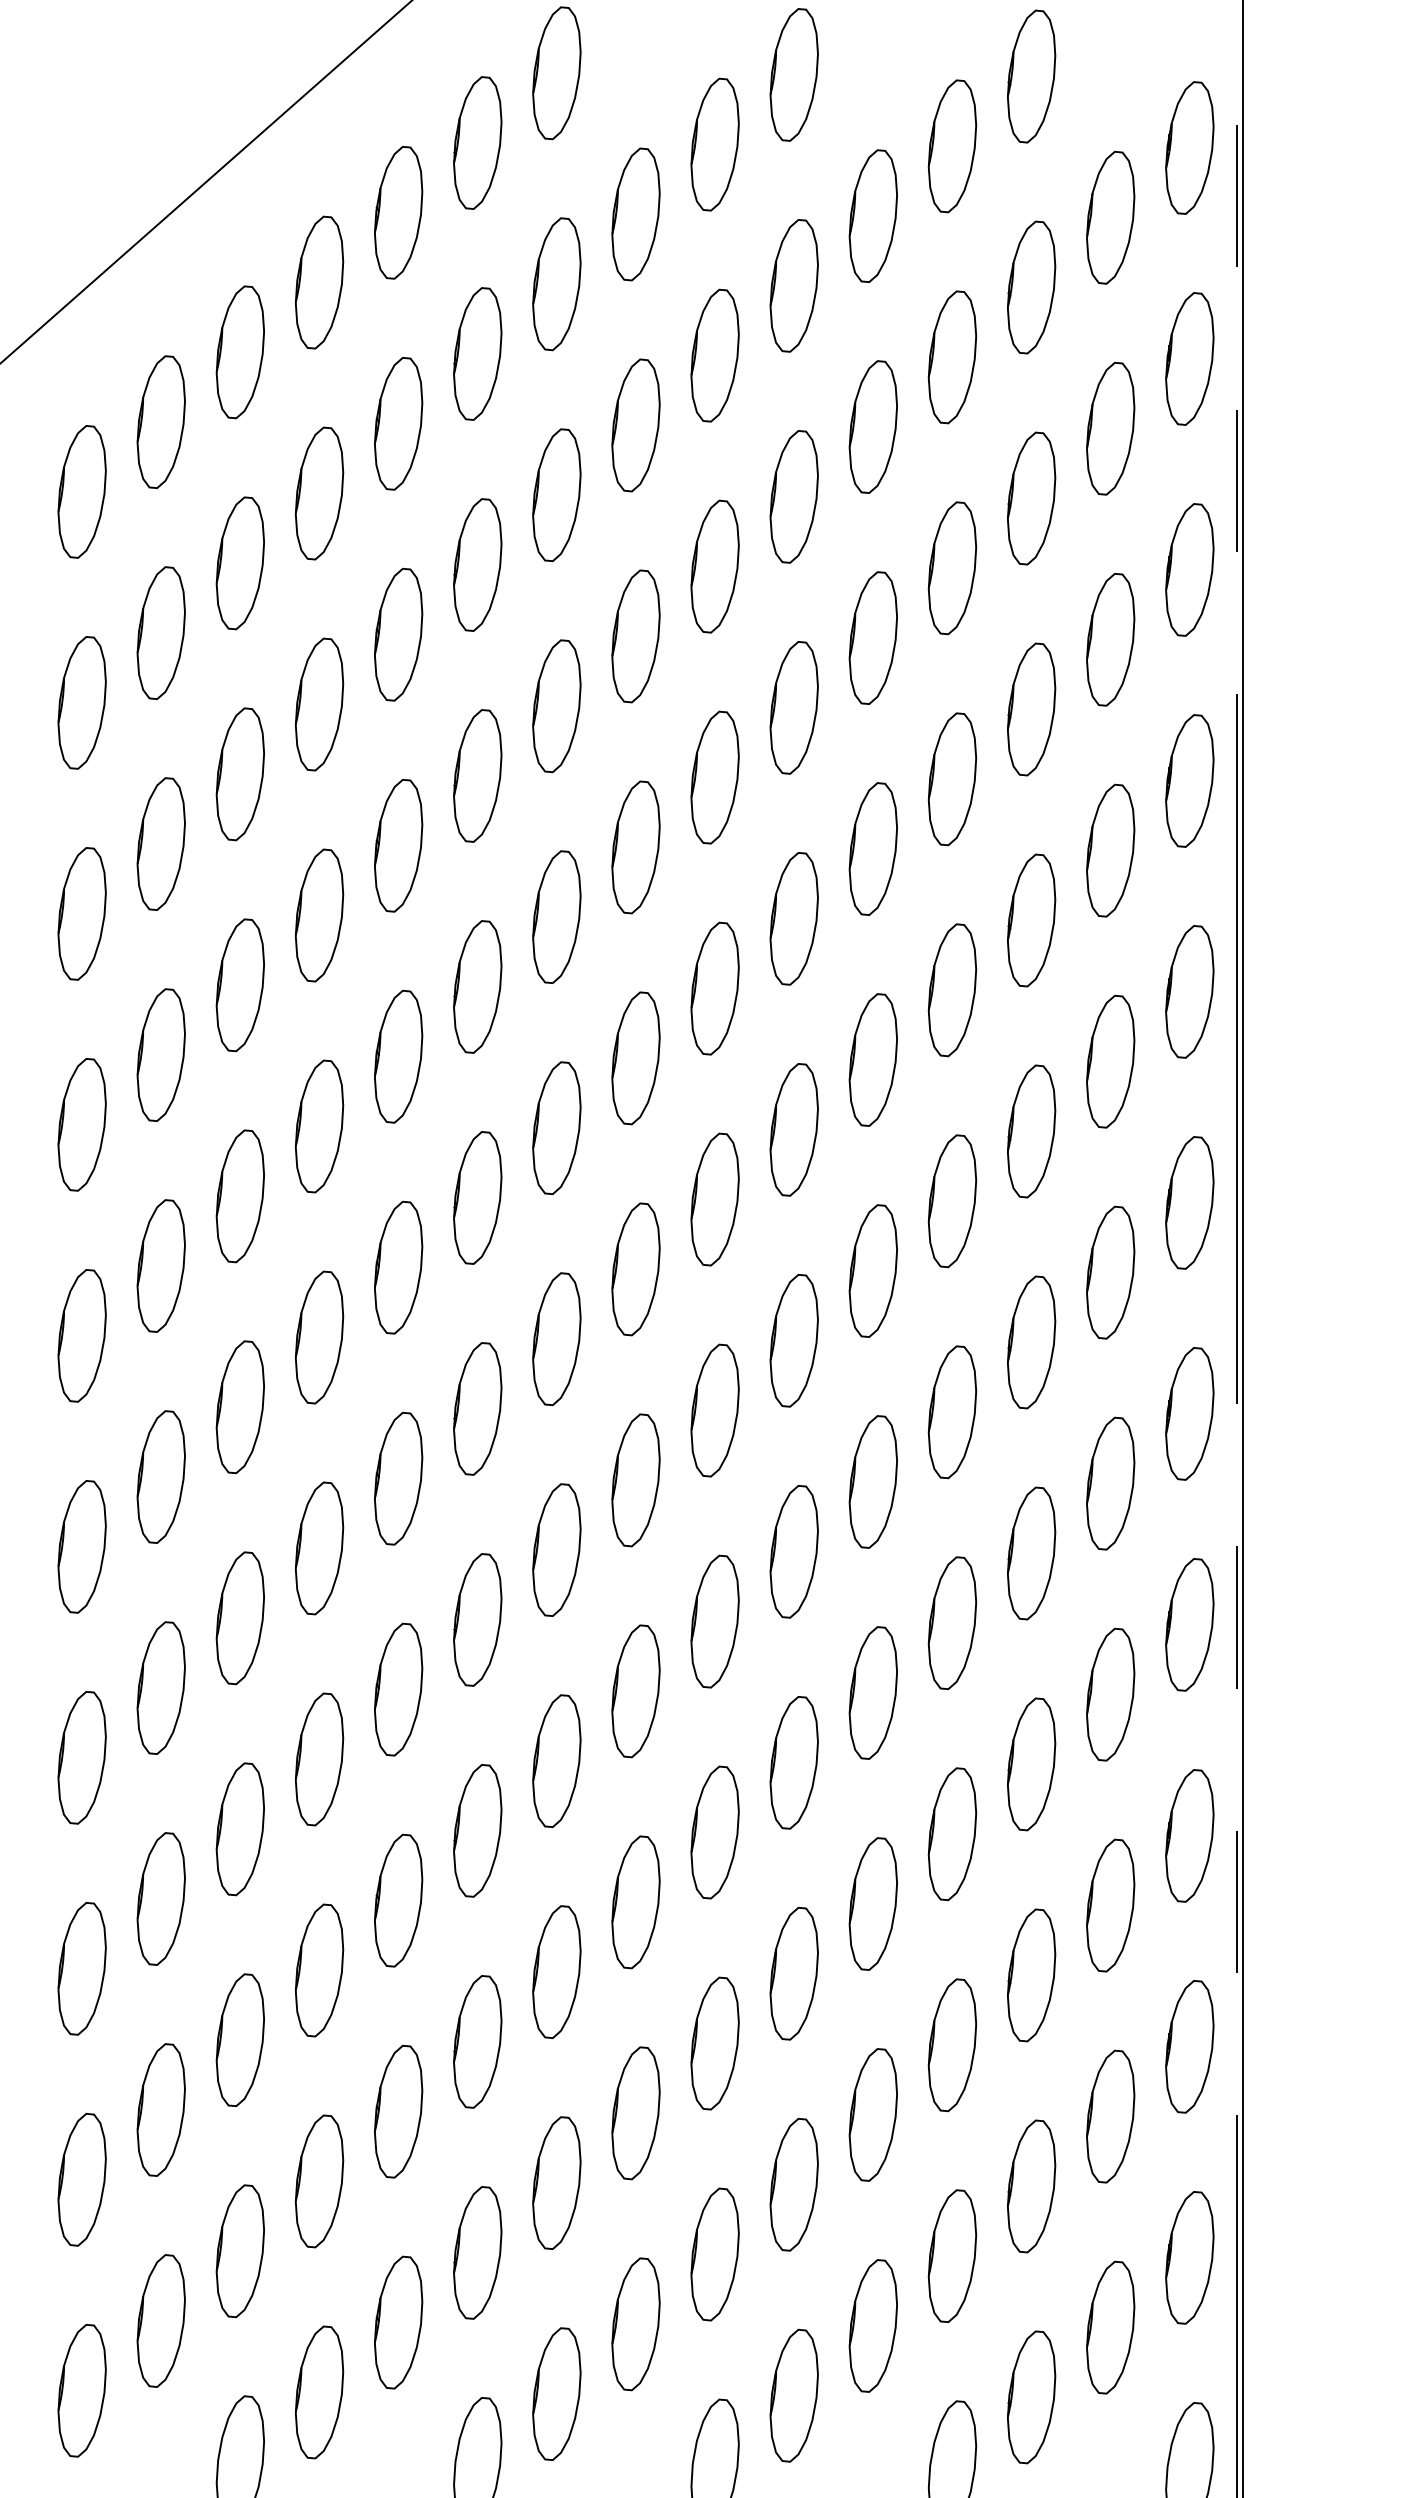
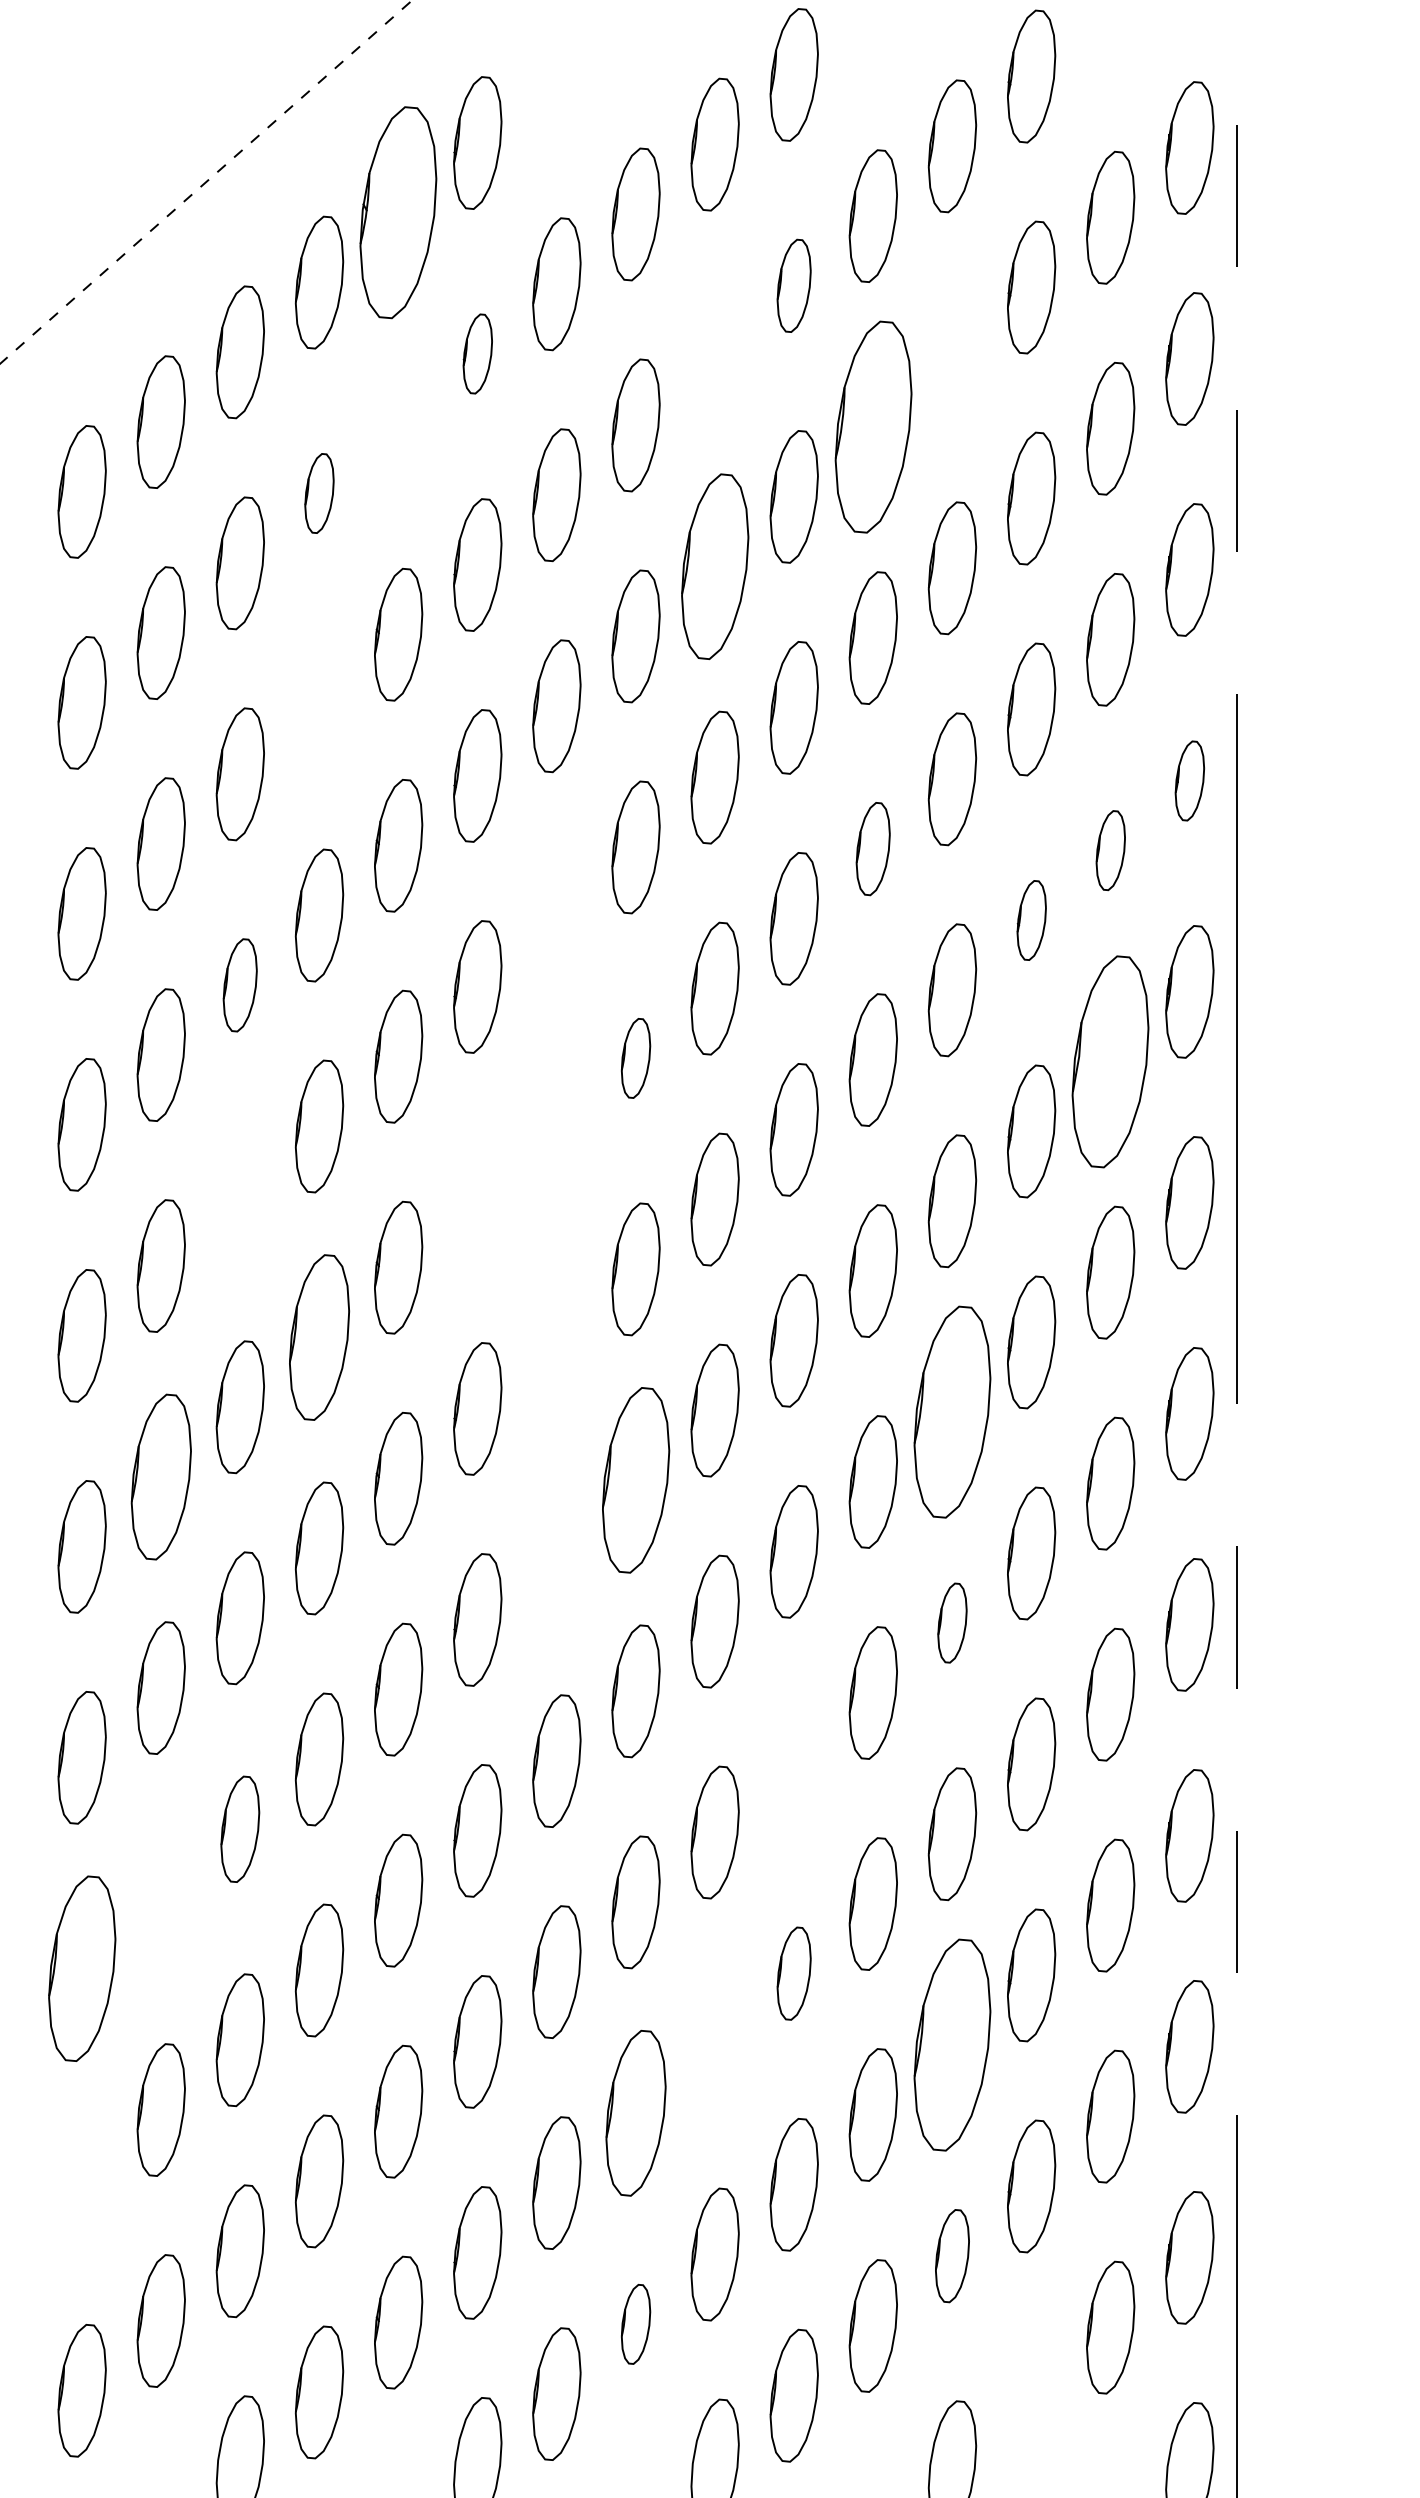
part: present -> none (556, 73)
line: solid -> dashed (206, 181)
part size: 50x134 px -> 79x214 px (398, 212)
part size: 50x134 px -> 36x95 px (793, 285)
part size: 50x134 px -> 31x82 px (477, 353)
part: present -> none (714, 355)
part: present -> none (952, 357)
part: present -> none (398, 423)
part size: 50x134 px -> 79x214 px (873, 426)
part size: 51x135 px -> 31x81 px (319, 493)
part size: 50x135 px -> 69x188 px (715, 566)
part: present -> none (319, 704)
part size: 50x134 px -> 32x82 px (1189, 780)
part size: 50x134 px -> 36x95 px (872, 849)
part size: 50x135 px -> 31x82 px (1110, 850)
part: present -> none (556, 916)
part size: 50x135 px -> 31x81 px (1031, 920)
part size: 50x135 px -> 36x95 px (239, 985)
part size: 50x135 px -> 31x81 px (636, 1058)
part size: 50x135 px -> 79x214 px (1110, 1061)
part: present -> none (556, 1127)
part: present -> none (239, 1196)
part: present -> none (477, 1197)
line: present -> none (1243, 1248)
part size: 51x135 px -> 62x167 px (319, 1337)
part: present -> none (556, 1339)
part size: 51x135 px -> 79x214 px (952, 1411)
part size: 50x134 px -> 62x168 px (160, 1476)
part size: 50x135 px -> 69x187 px (636, 1480)
part: present -> none (556, 1549)
part size: 51x134 px -> 31x82 px (952, 1622)
part: present -> none (793, 1762)
part size: 50x135 px -> 41x108 px (240, 1828)
part: present -> none (160, 1898)
part size: 50x134 px -> 69x187 px (82, 1968)
part size: 50x135 px -> 36x95 px (793, 1973)
part: present -> none (714, 2043)
part size: 51x135 px -> 79x214 px (952, 2044)
part size: 50x135 px -> 62x168 px (635, 2112)
part: present -> none (81, 2179)
part size: 51x134 px -> 35x95 px (952, 2256)
part size: 50x135 px -> 32x82 px (635, 2323)
part: present -> none (1031, 2397)
